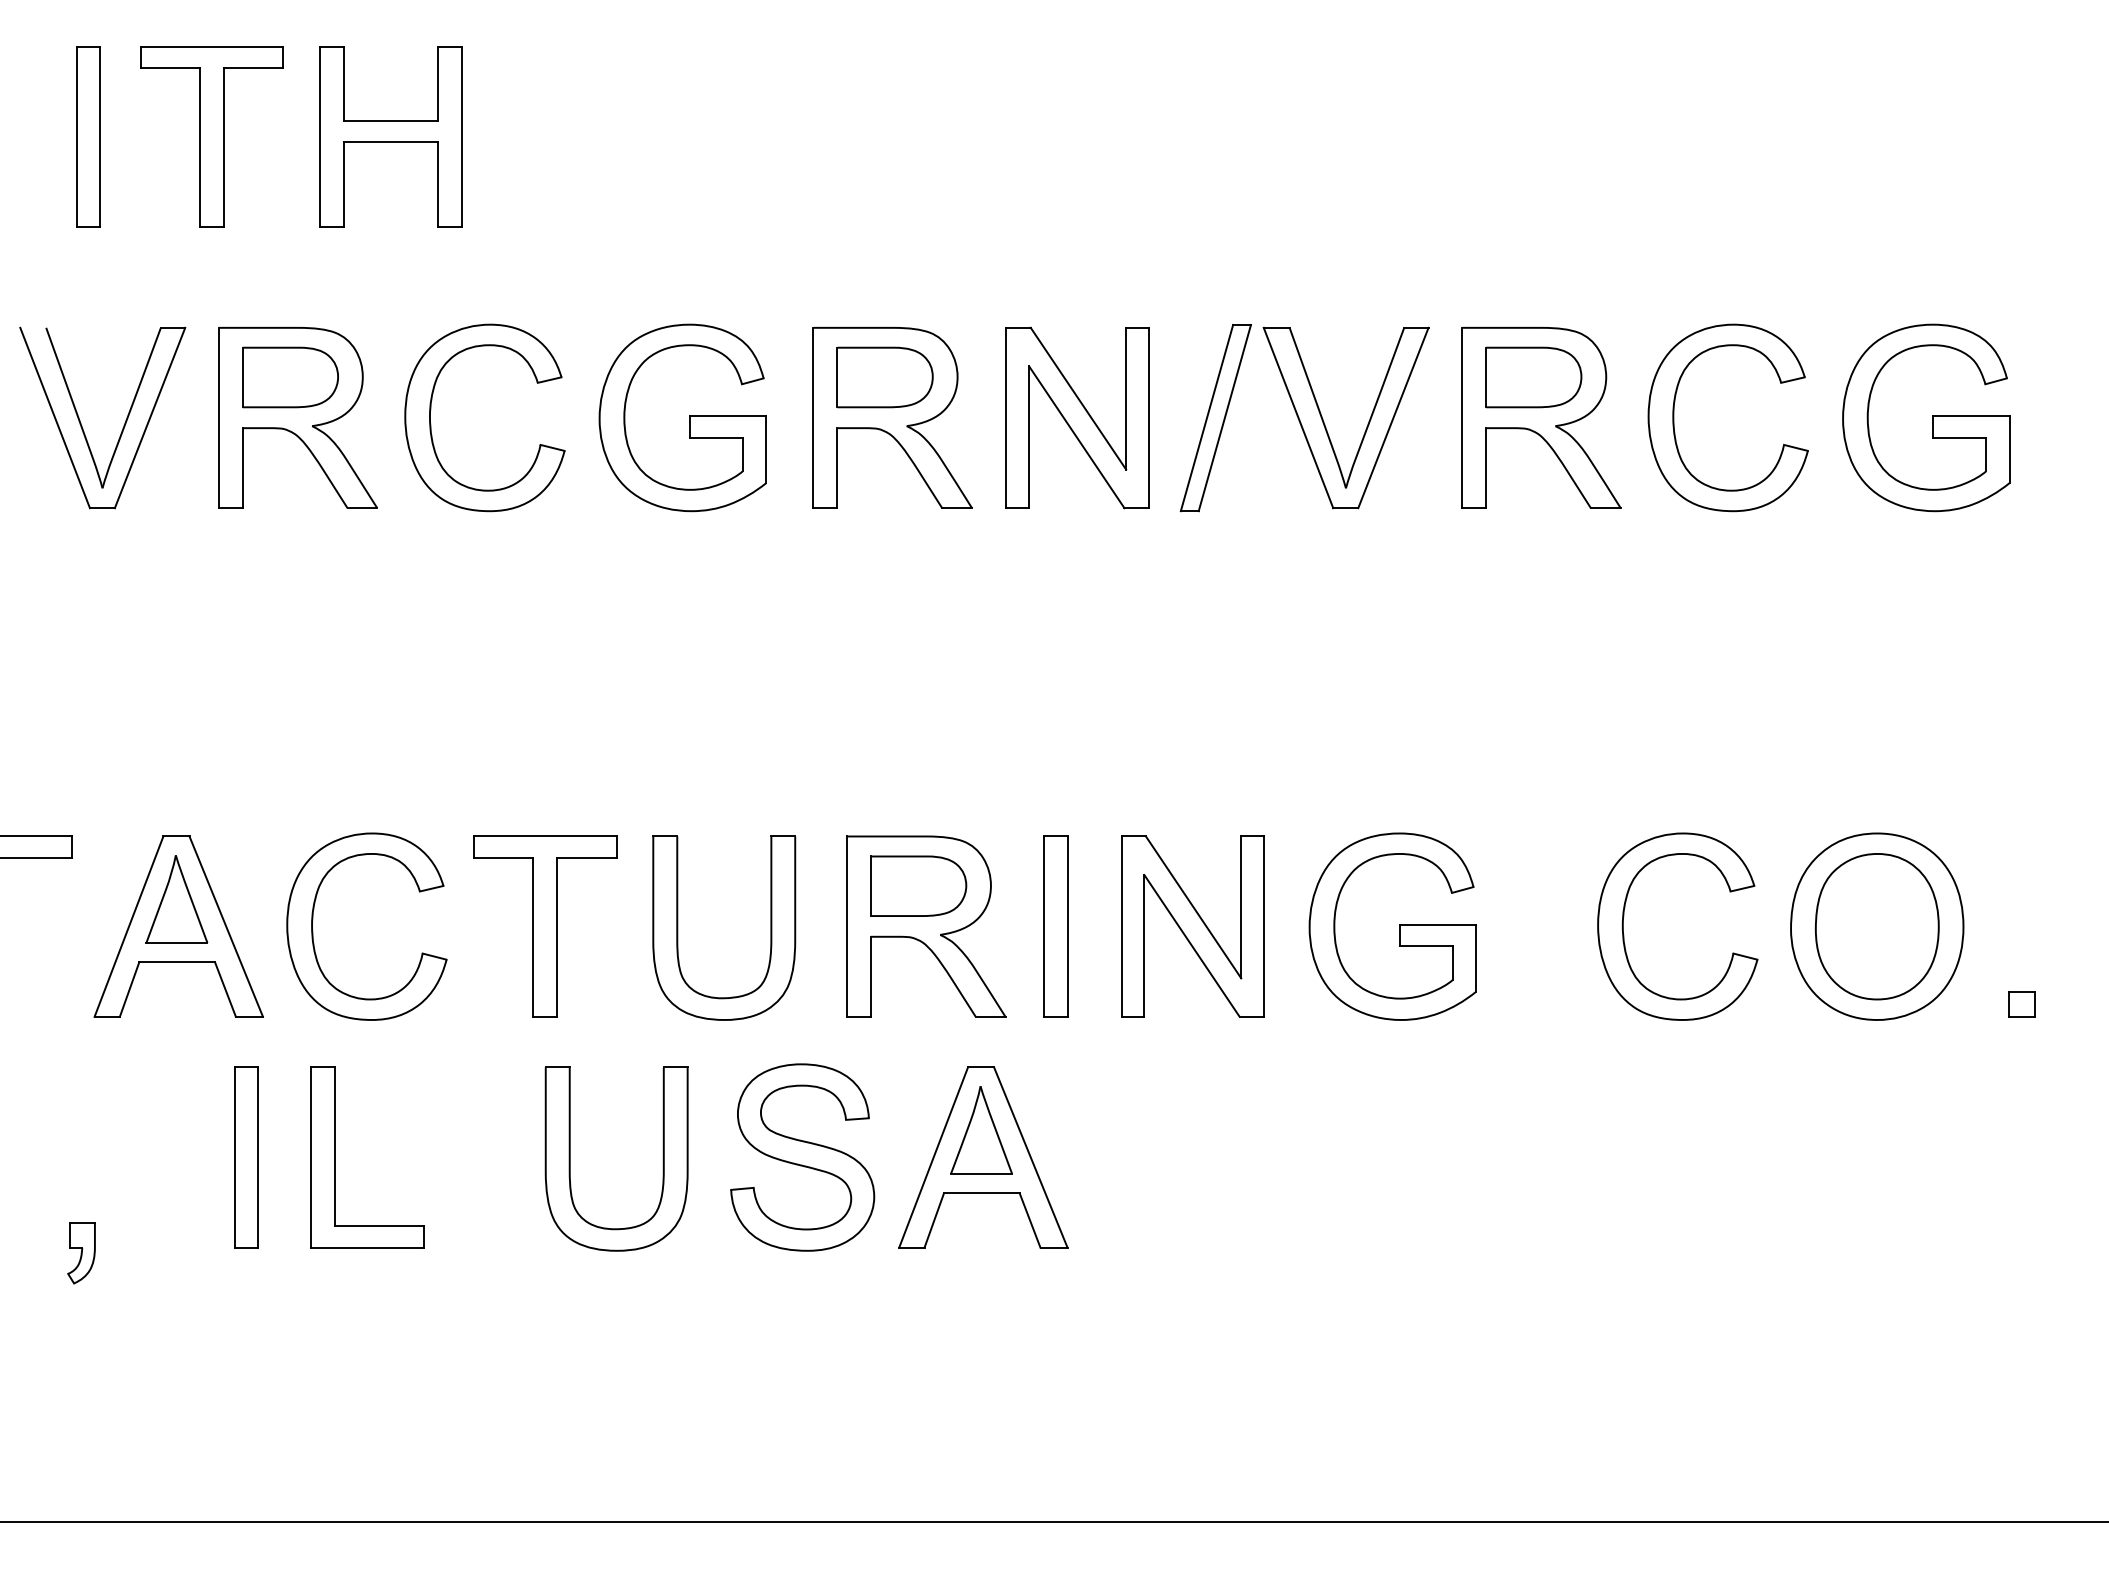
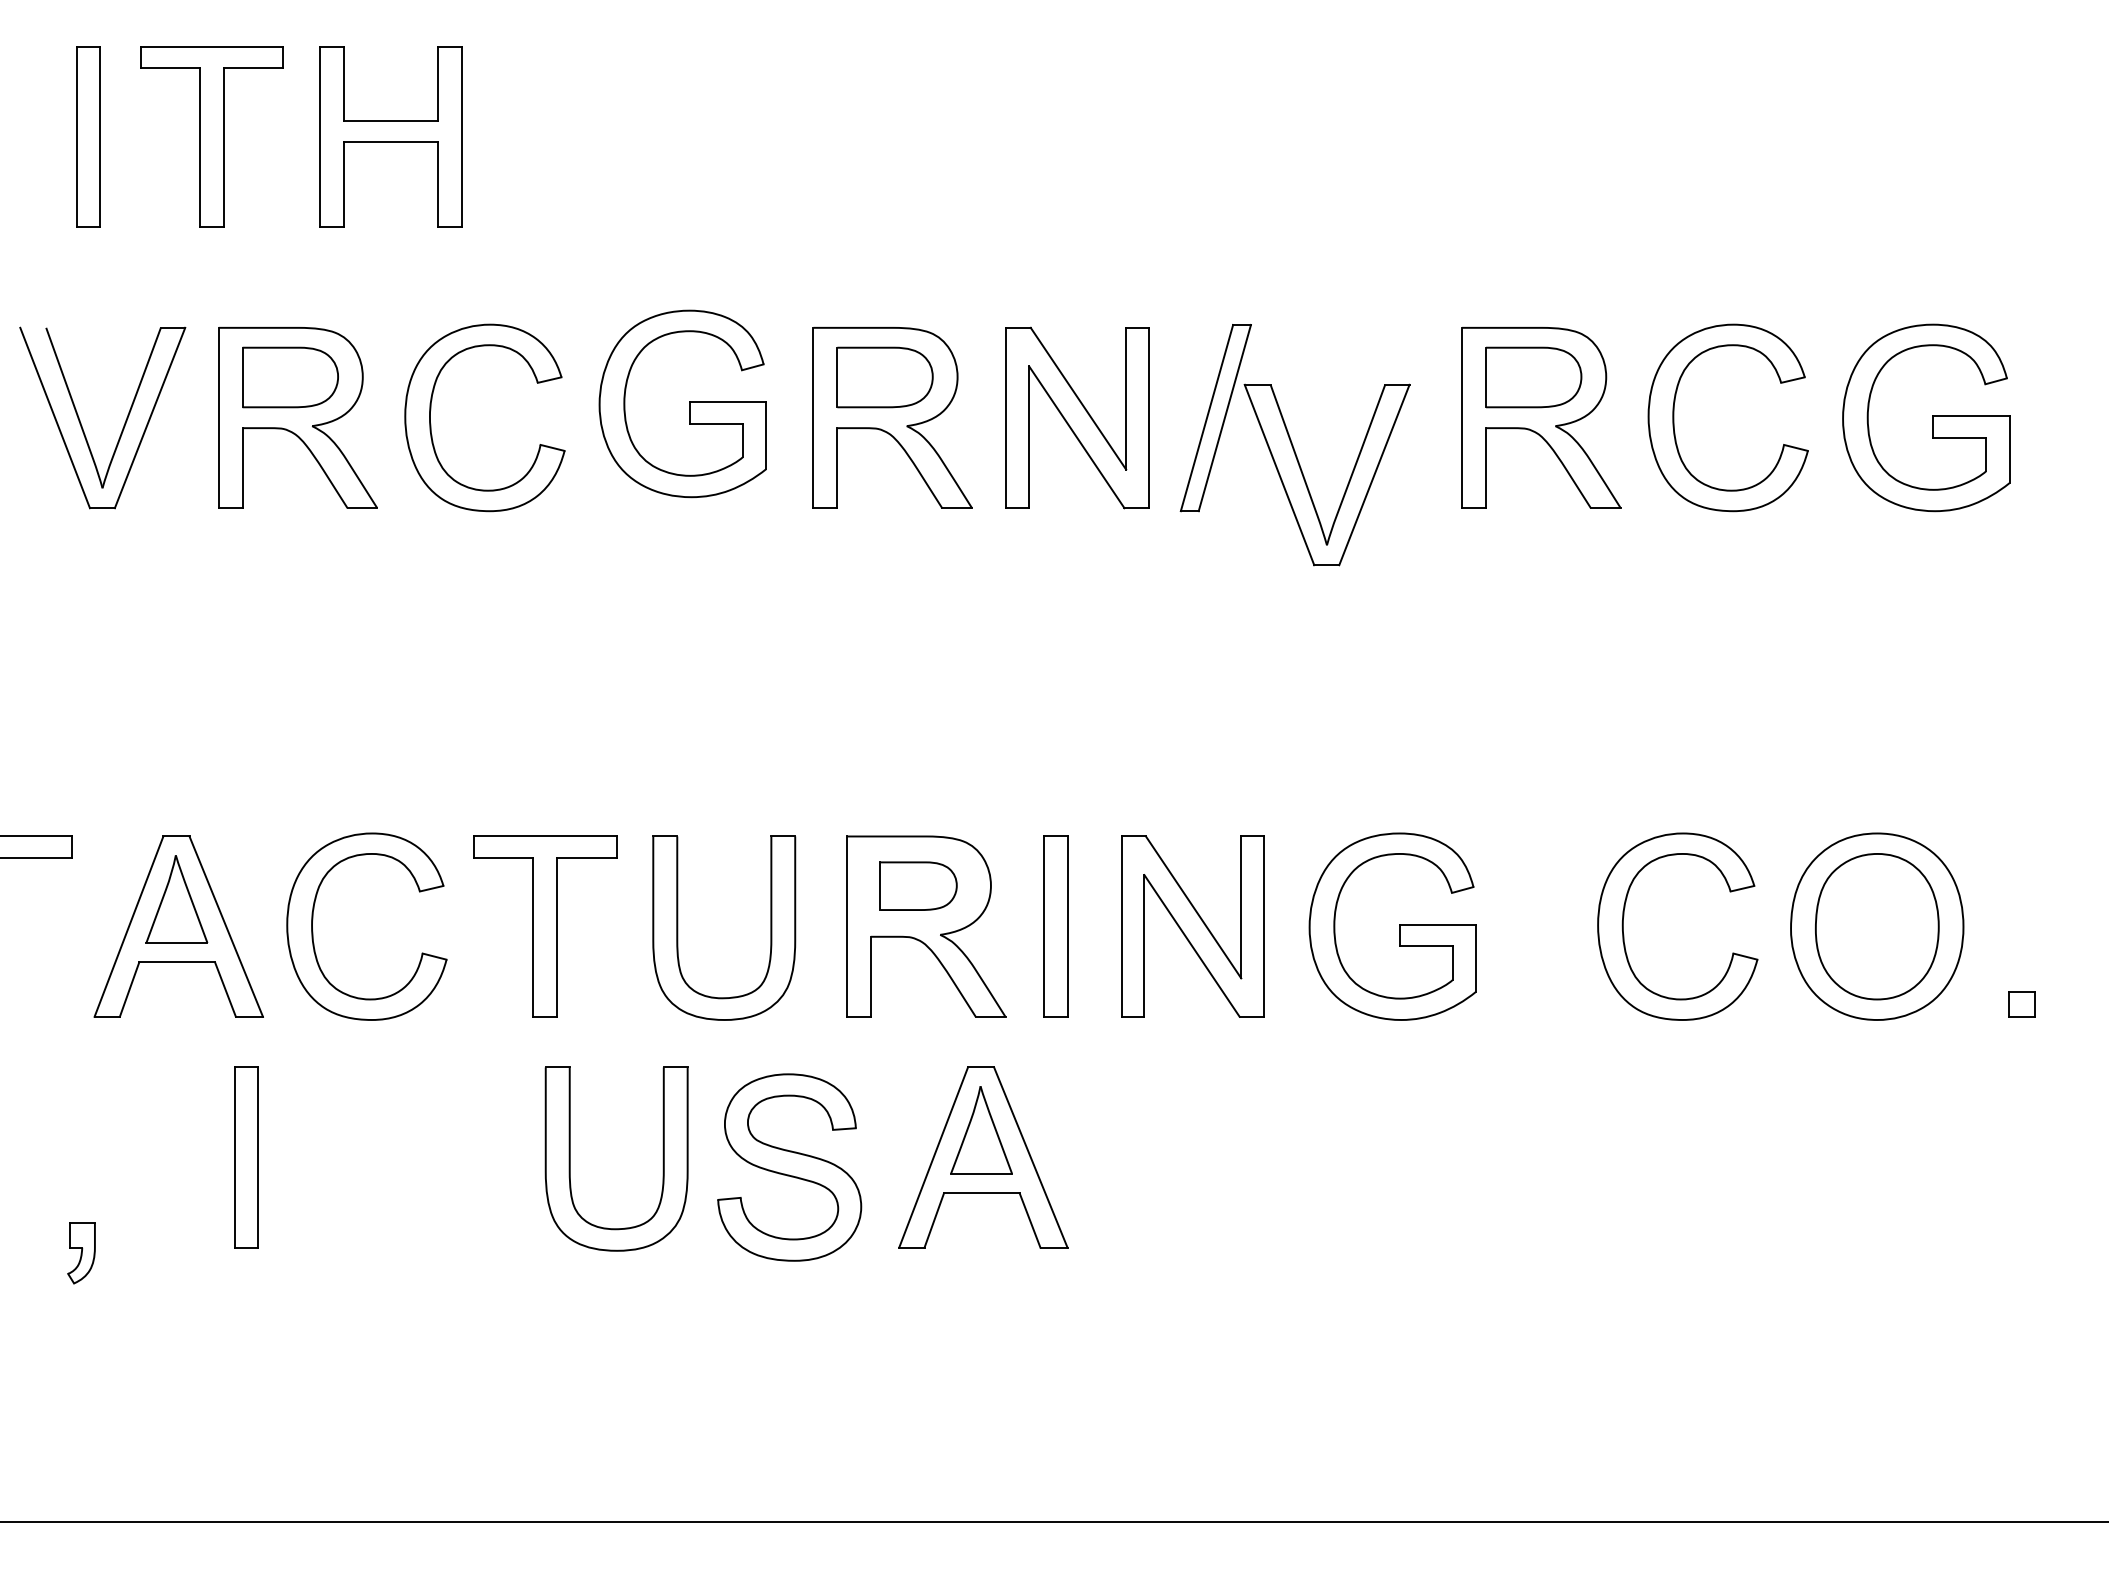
part position: (689, 417) -> (689, 403) (689, 403)
part position: (1325, 424) -> (1306, 481) (1306, 481)
part size: 98x62 px -> 79x50 px (918, 885)
part: present -> none (335, 1157)
part position: (802, 1157) -> (789, 1167) (789, 1167)
